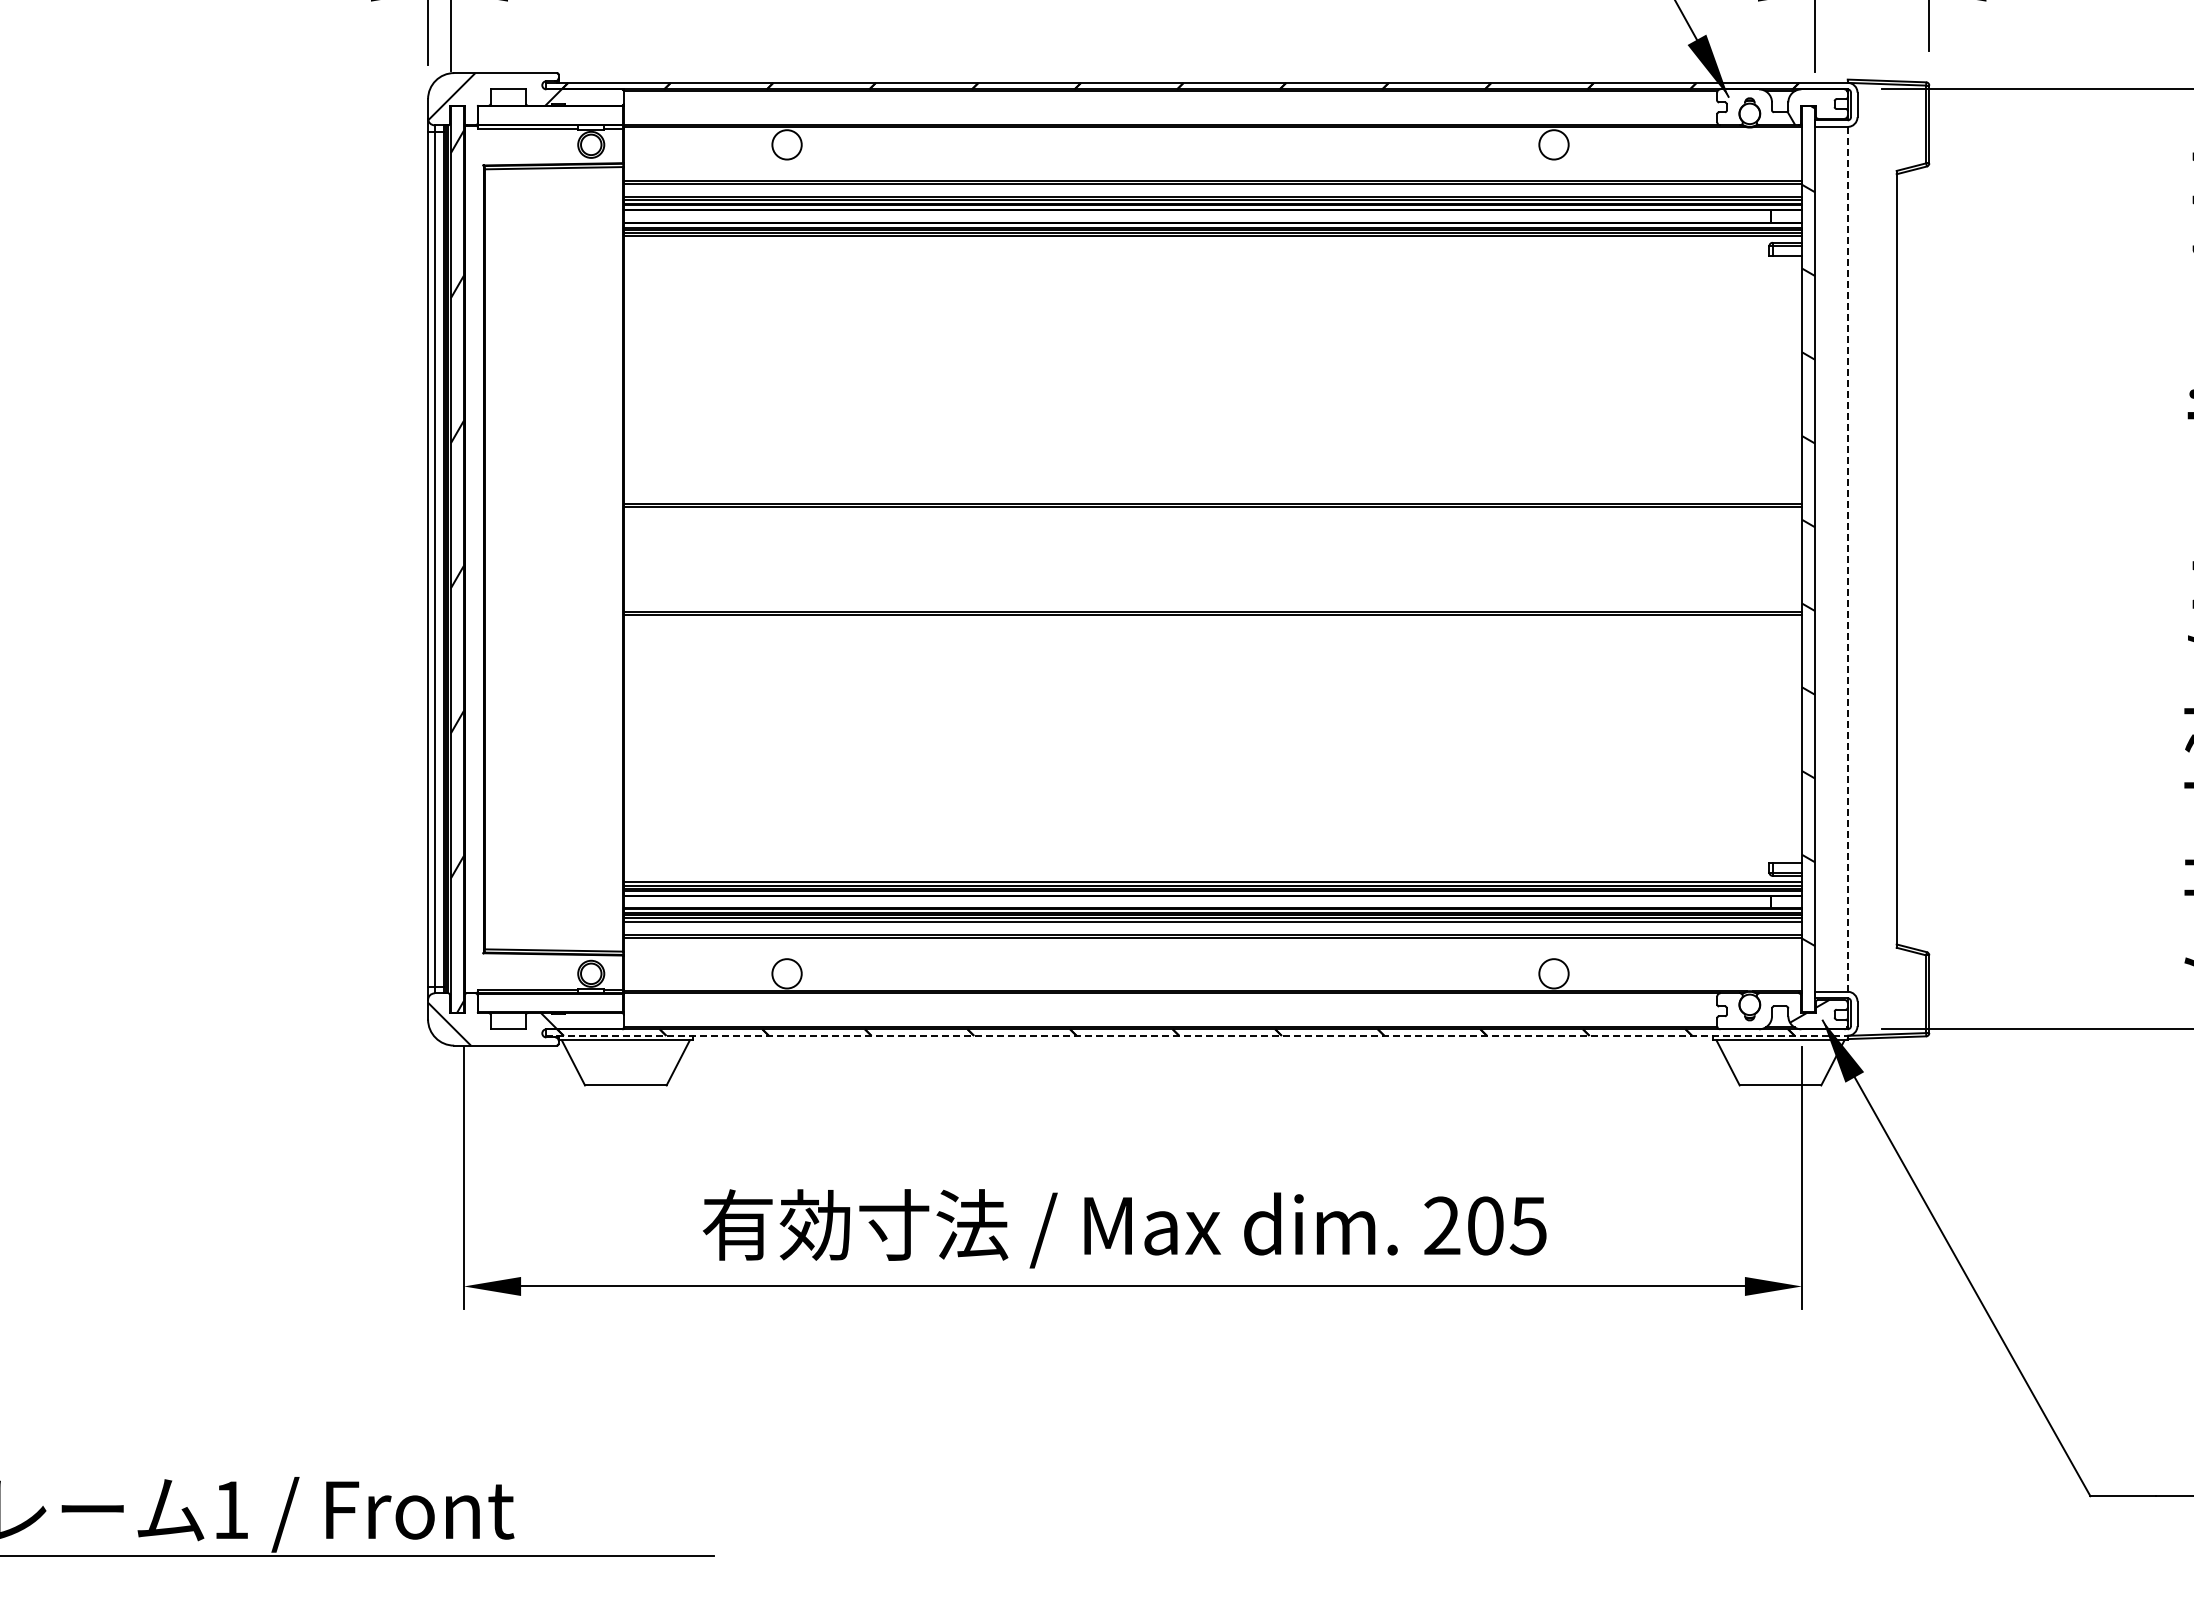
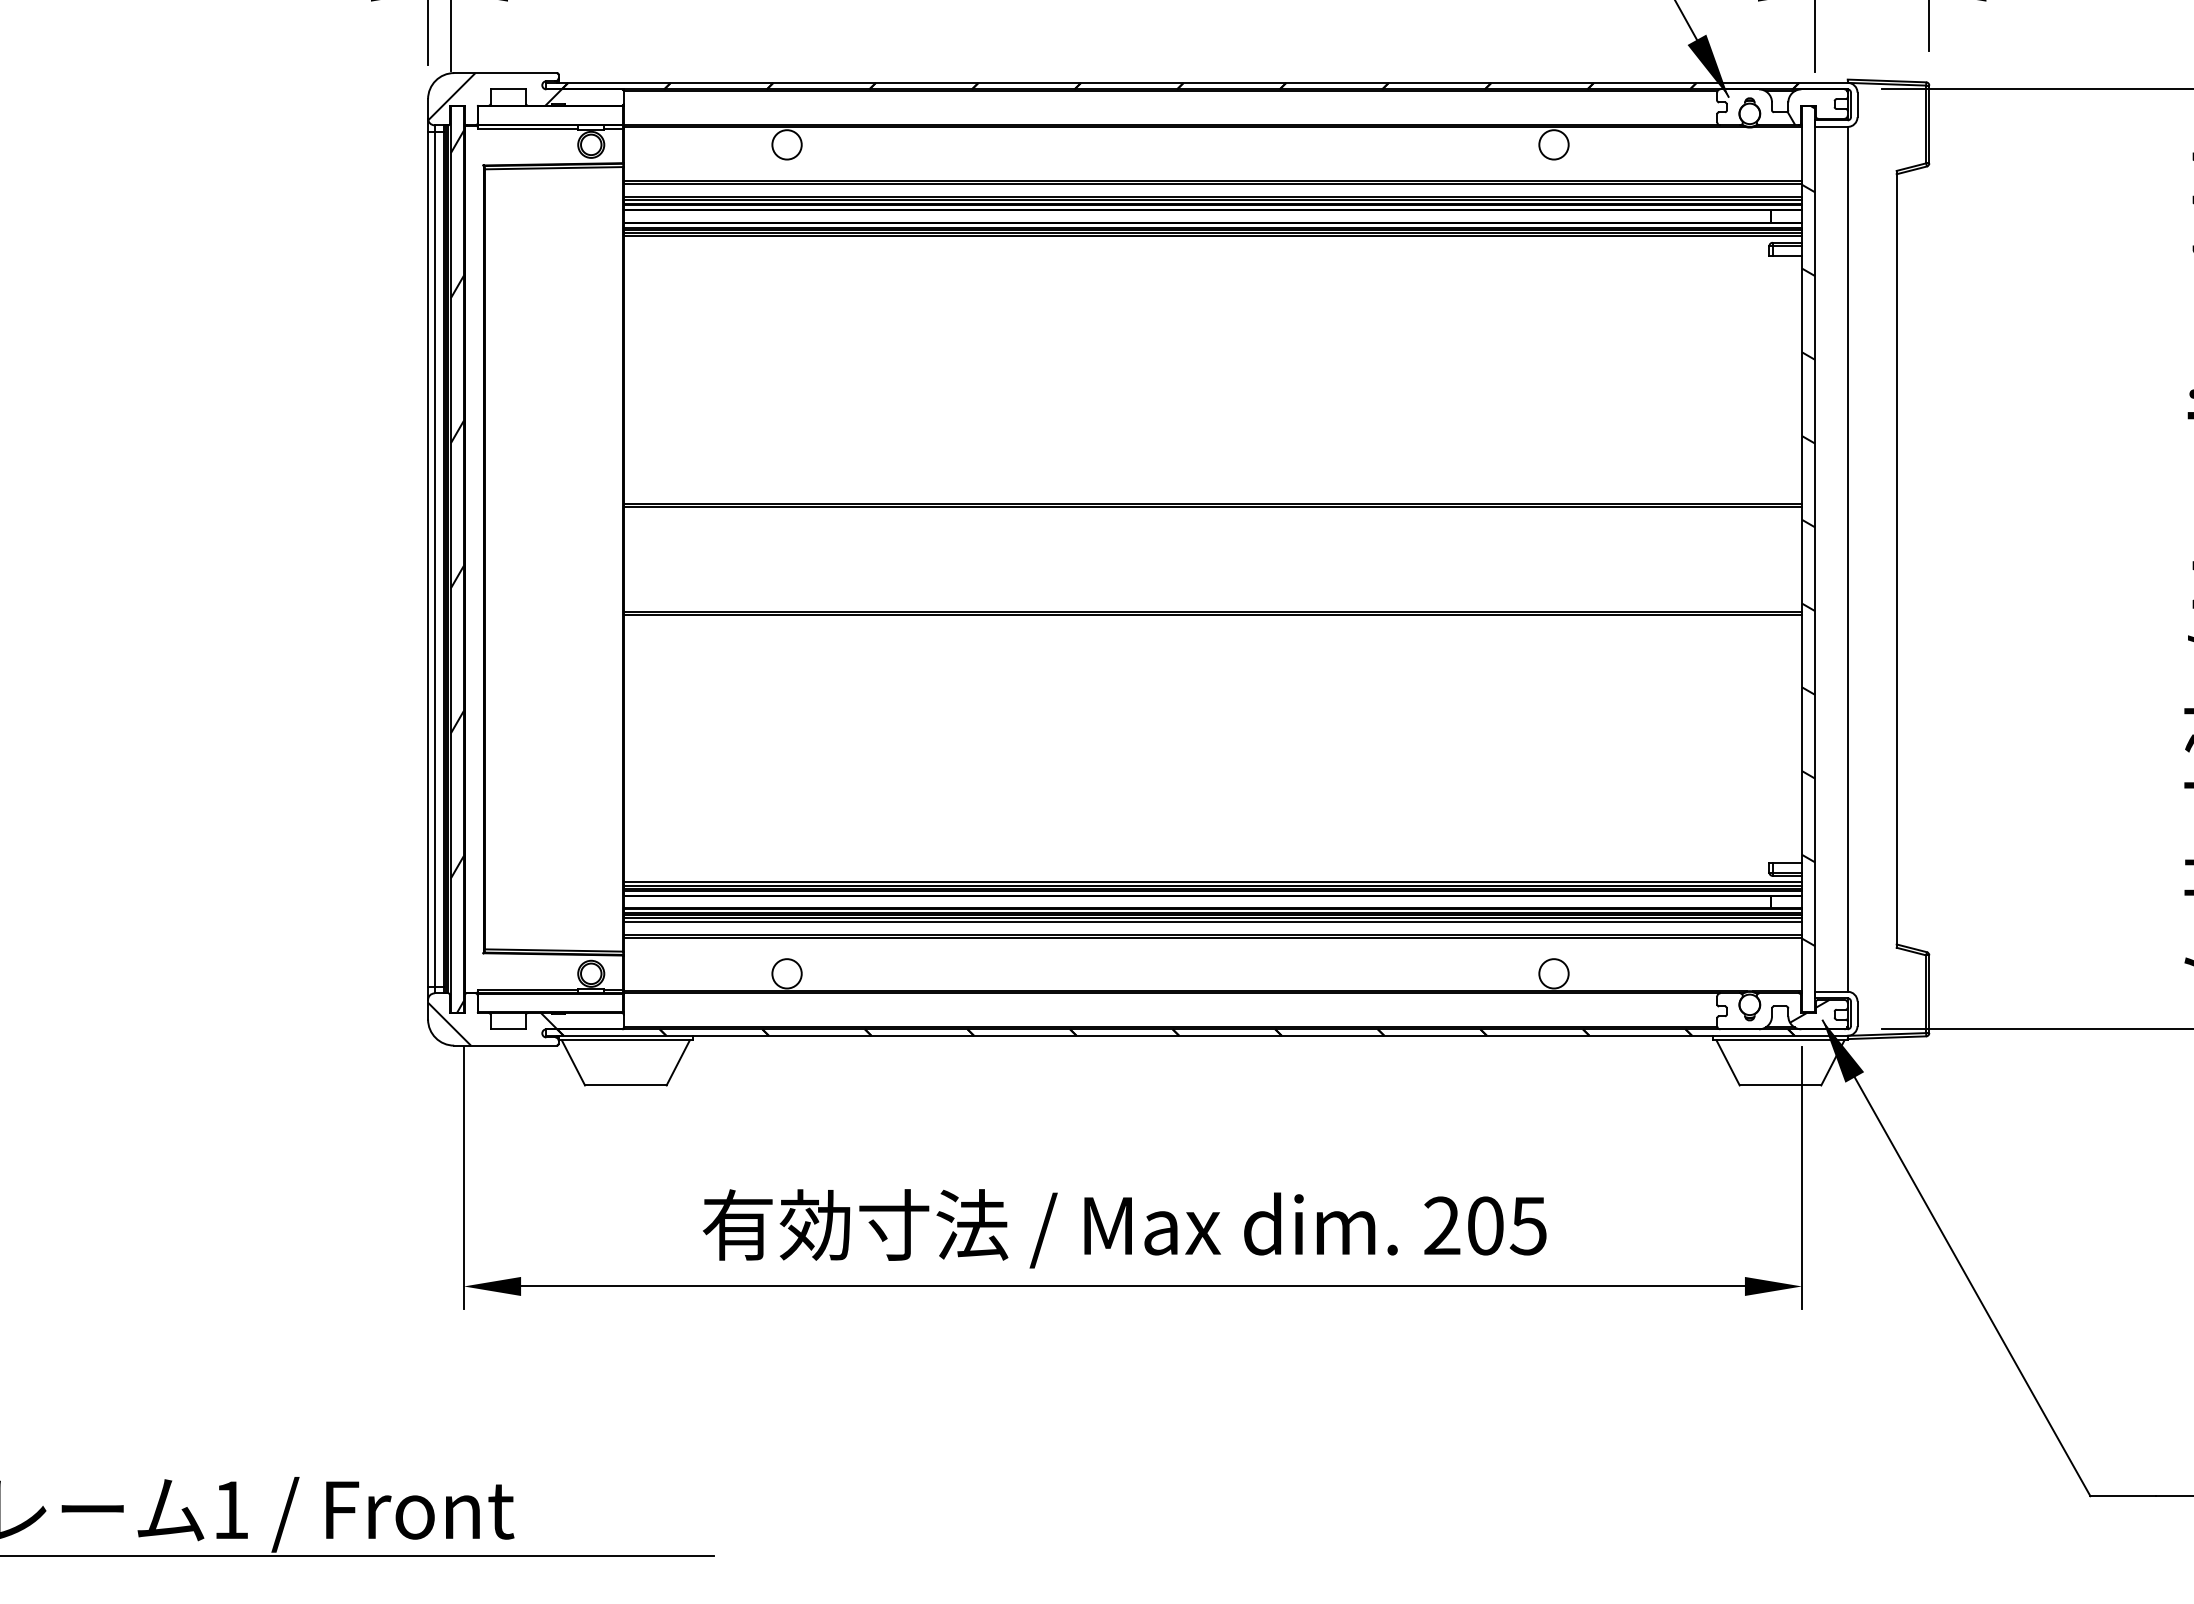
line: dashed -> solid (1847, 558)
line: dashed -> solid (1197, 1035)
